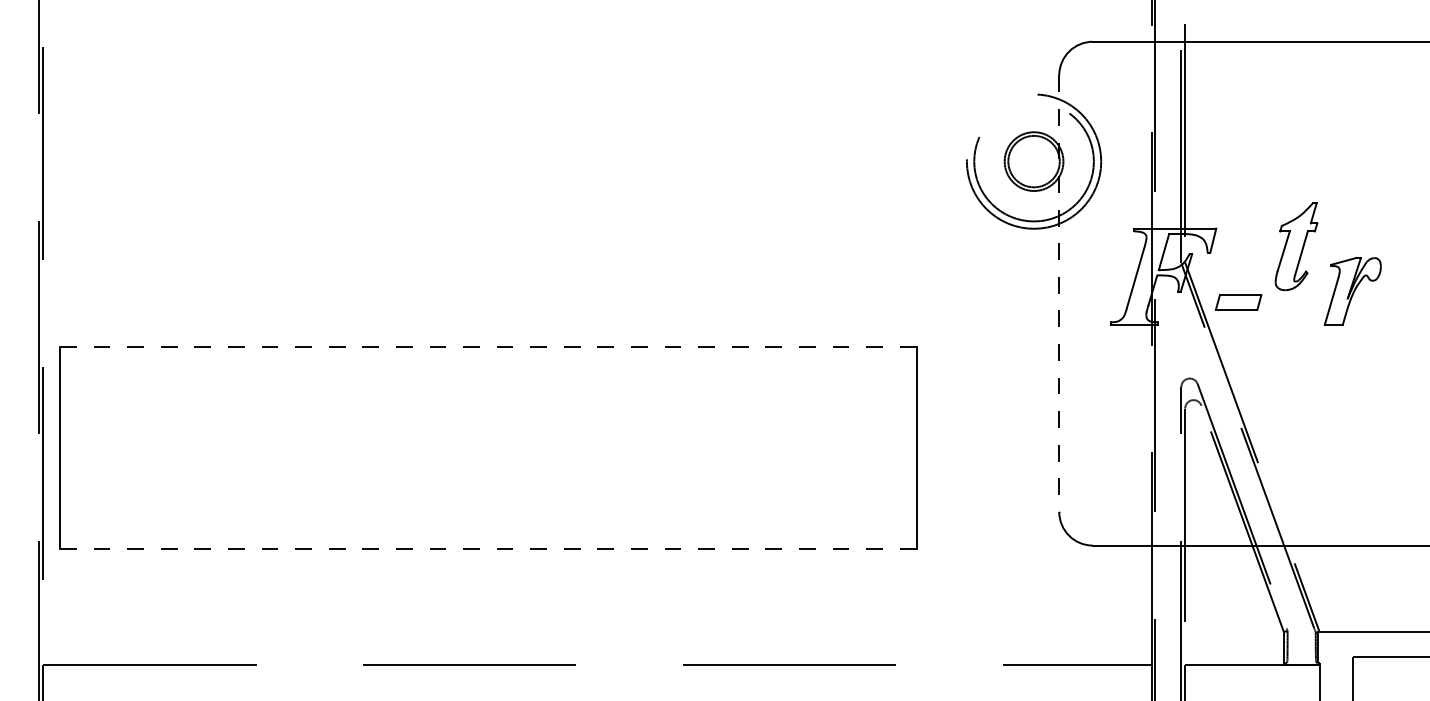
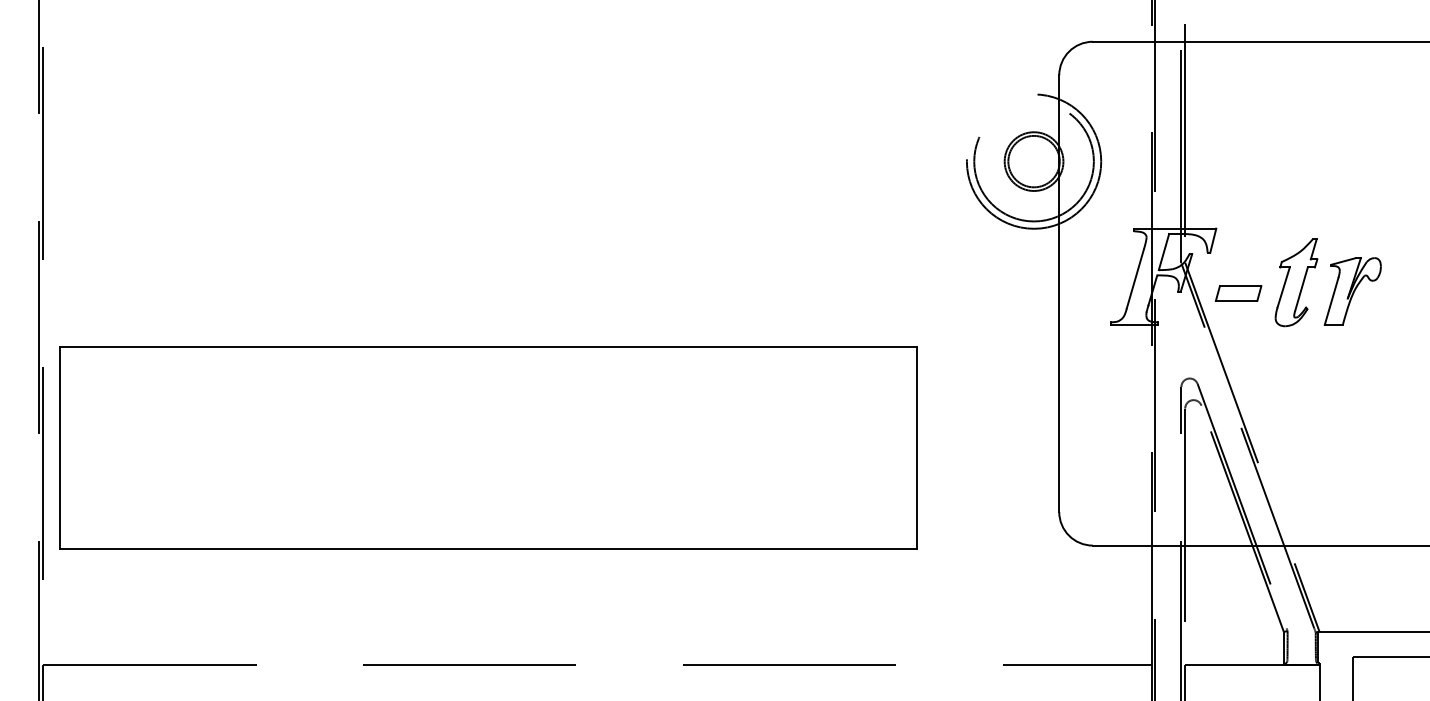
part position: (1296, 246) -> (1296, 282) (1296, 282)
line: dashed -> solid (1059, 294)
part position: (1238, 302) -> (1238, 293) (1238, 293)
line: dashed -> solid (487, 347)
line: dashed -> solid (488, 548)
